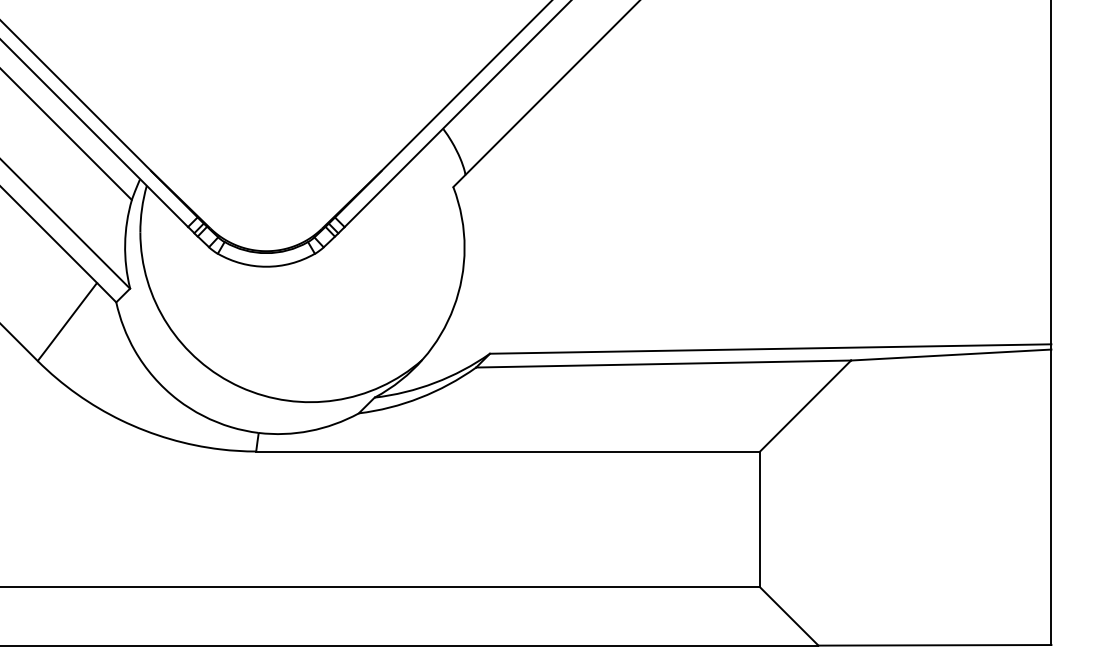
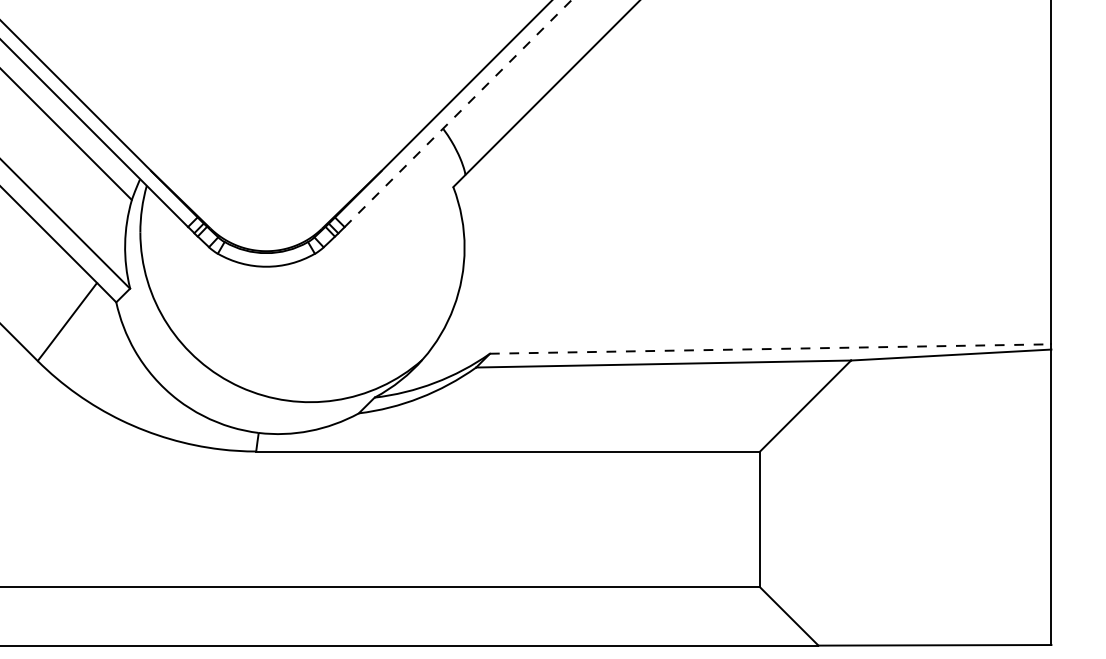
line: solid -> dashed (458, 113)
line: solid -> dashed (770, 349)
